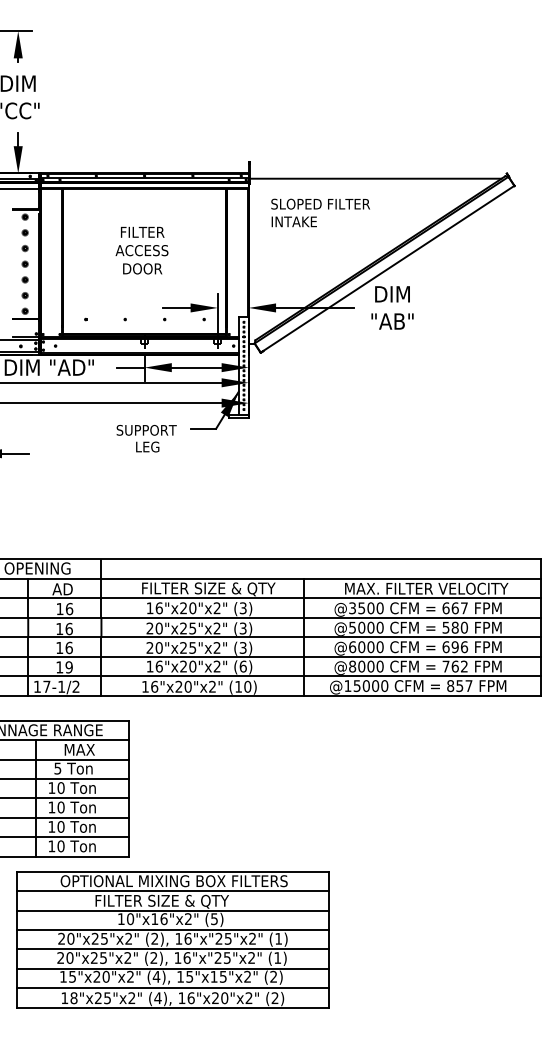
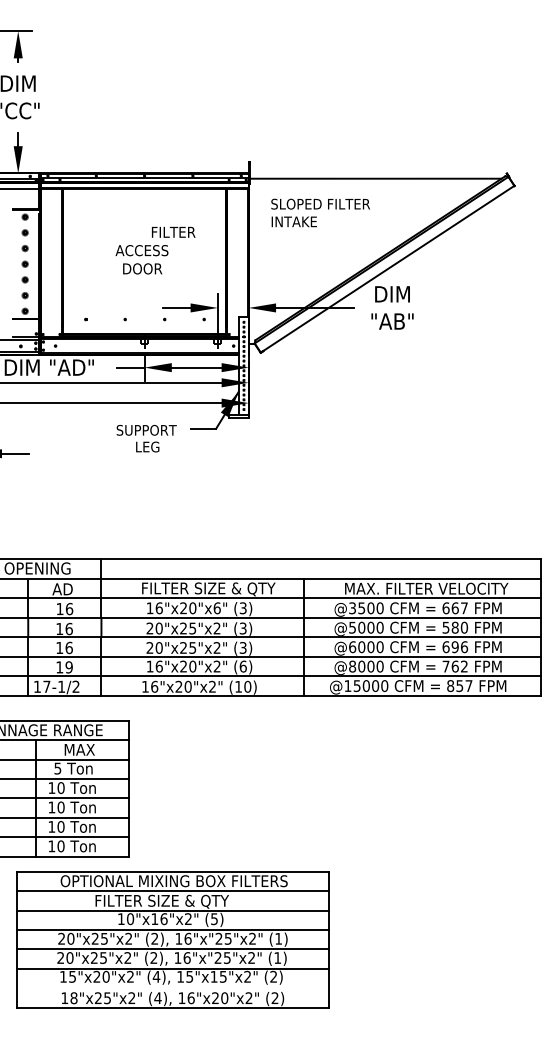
text position: (142, 231) -> (173, 231) (173, 231)
text: 16"x20"x2" -> 16"x20"x6" (216, 608)
line: present -> none (173, 988)
